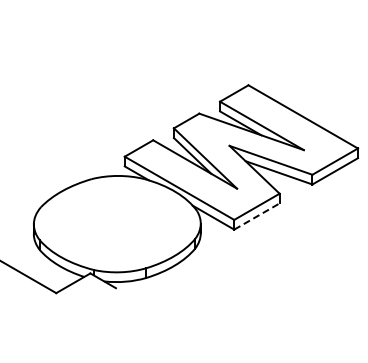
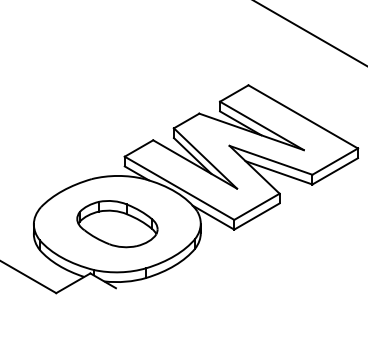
line: none -> present (310, 33)
line: dashed -> solid (257, 216)
part: none -> present (117, 224)
